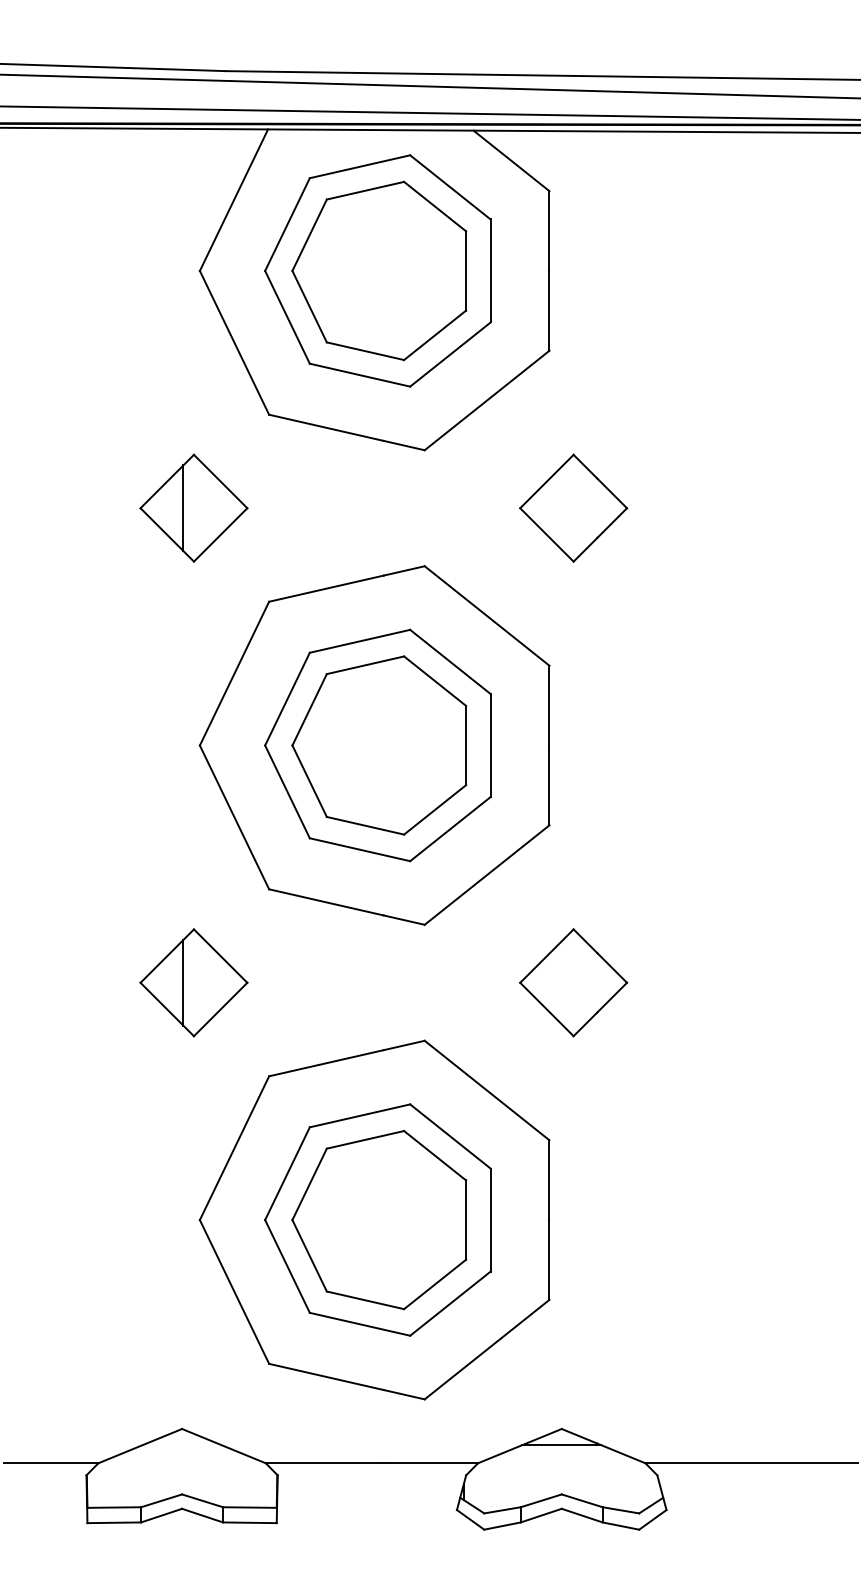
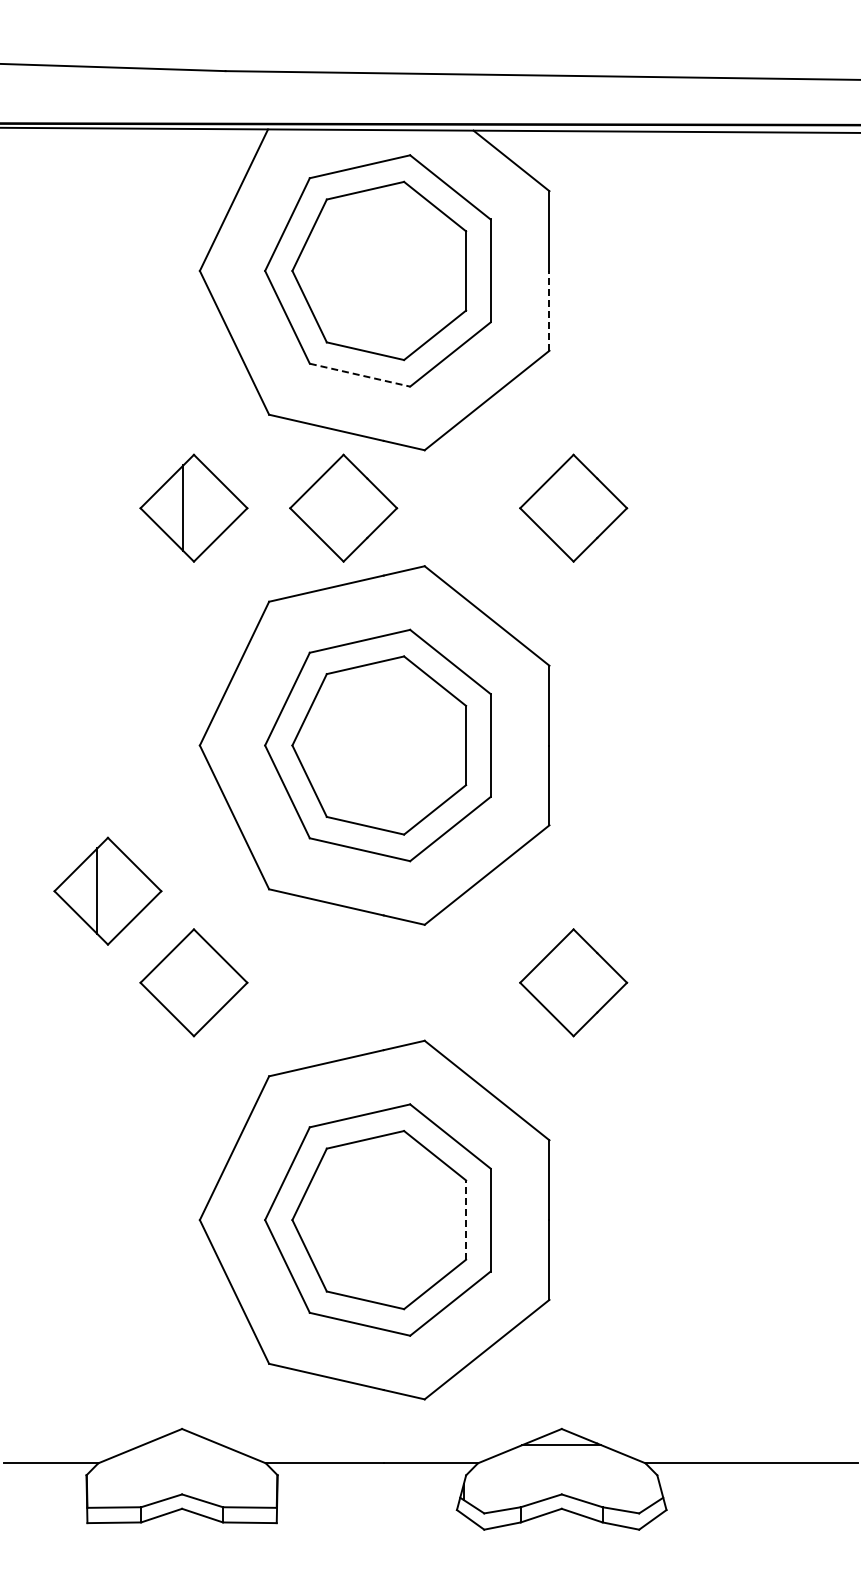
line: present -> none (429, 86)
line: present -> none (429, 112)
line: solid -> dashed (549, 310)
line: solid -> dashed (360, 375)
part: none -> present (343, 507)
part: none -> present (107, 890)
line: present -> none (183, 982)
line: solid -> dashed (466, 1220)
